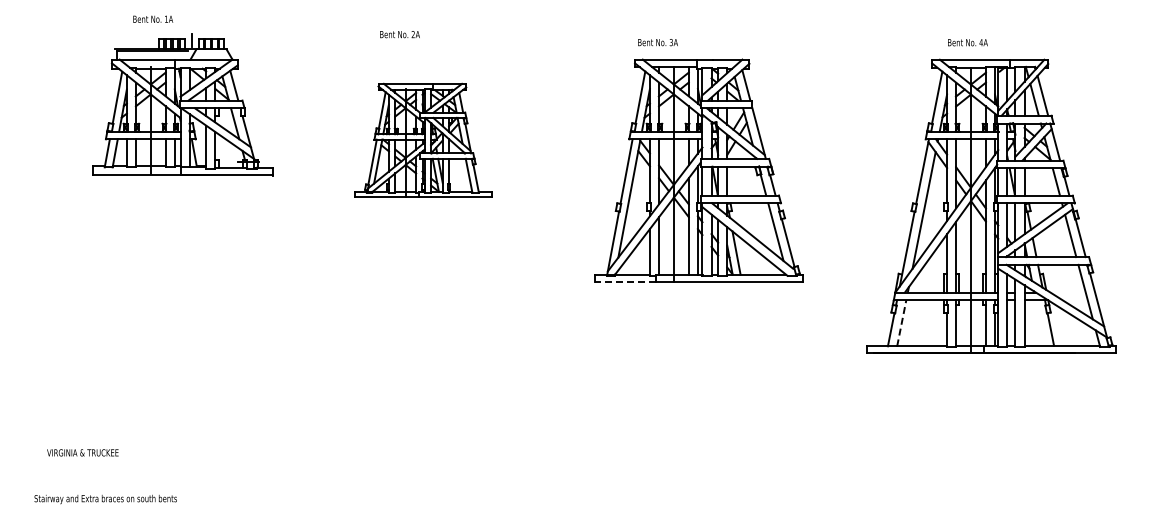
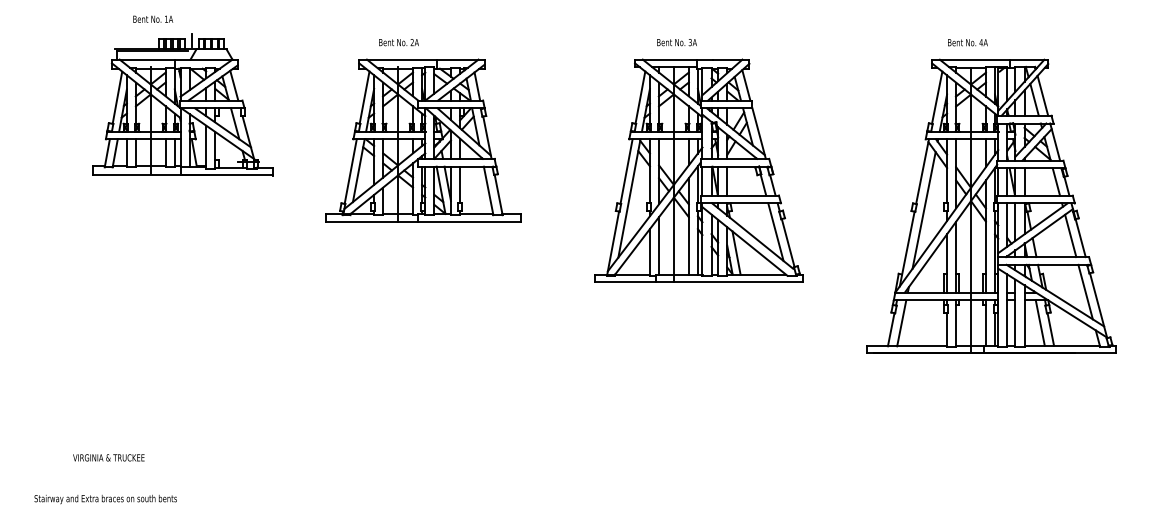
text position: (399, 34) -> (398, 42) (398, 42)
text position: (657, 42) -> (676, 42) (676, 42)
part size: 139x116 px -> 197x165 px (423, 140)
line: dashed -> solid (625, 282)
line: dashed -> solid (901, 322)
line: none -> present (1039, 322)
text position: (82, 452) -> (108, 457) (108, 457)
